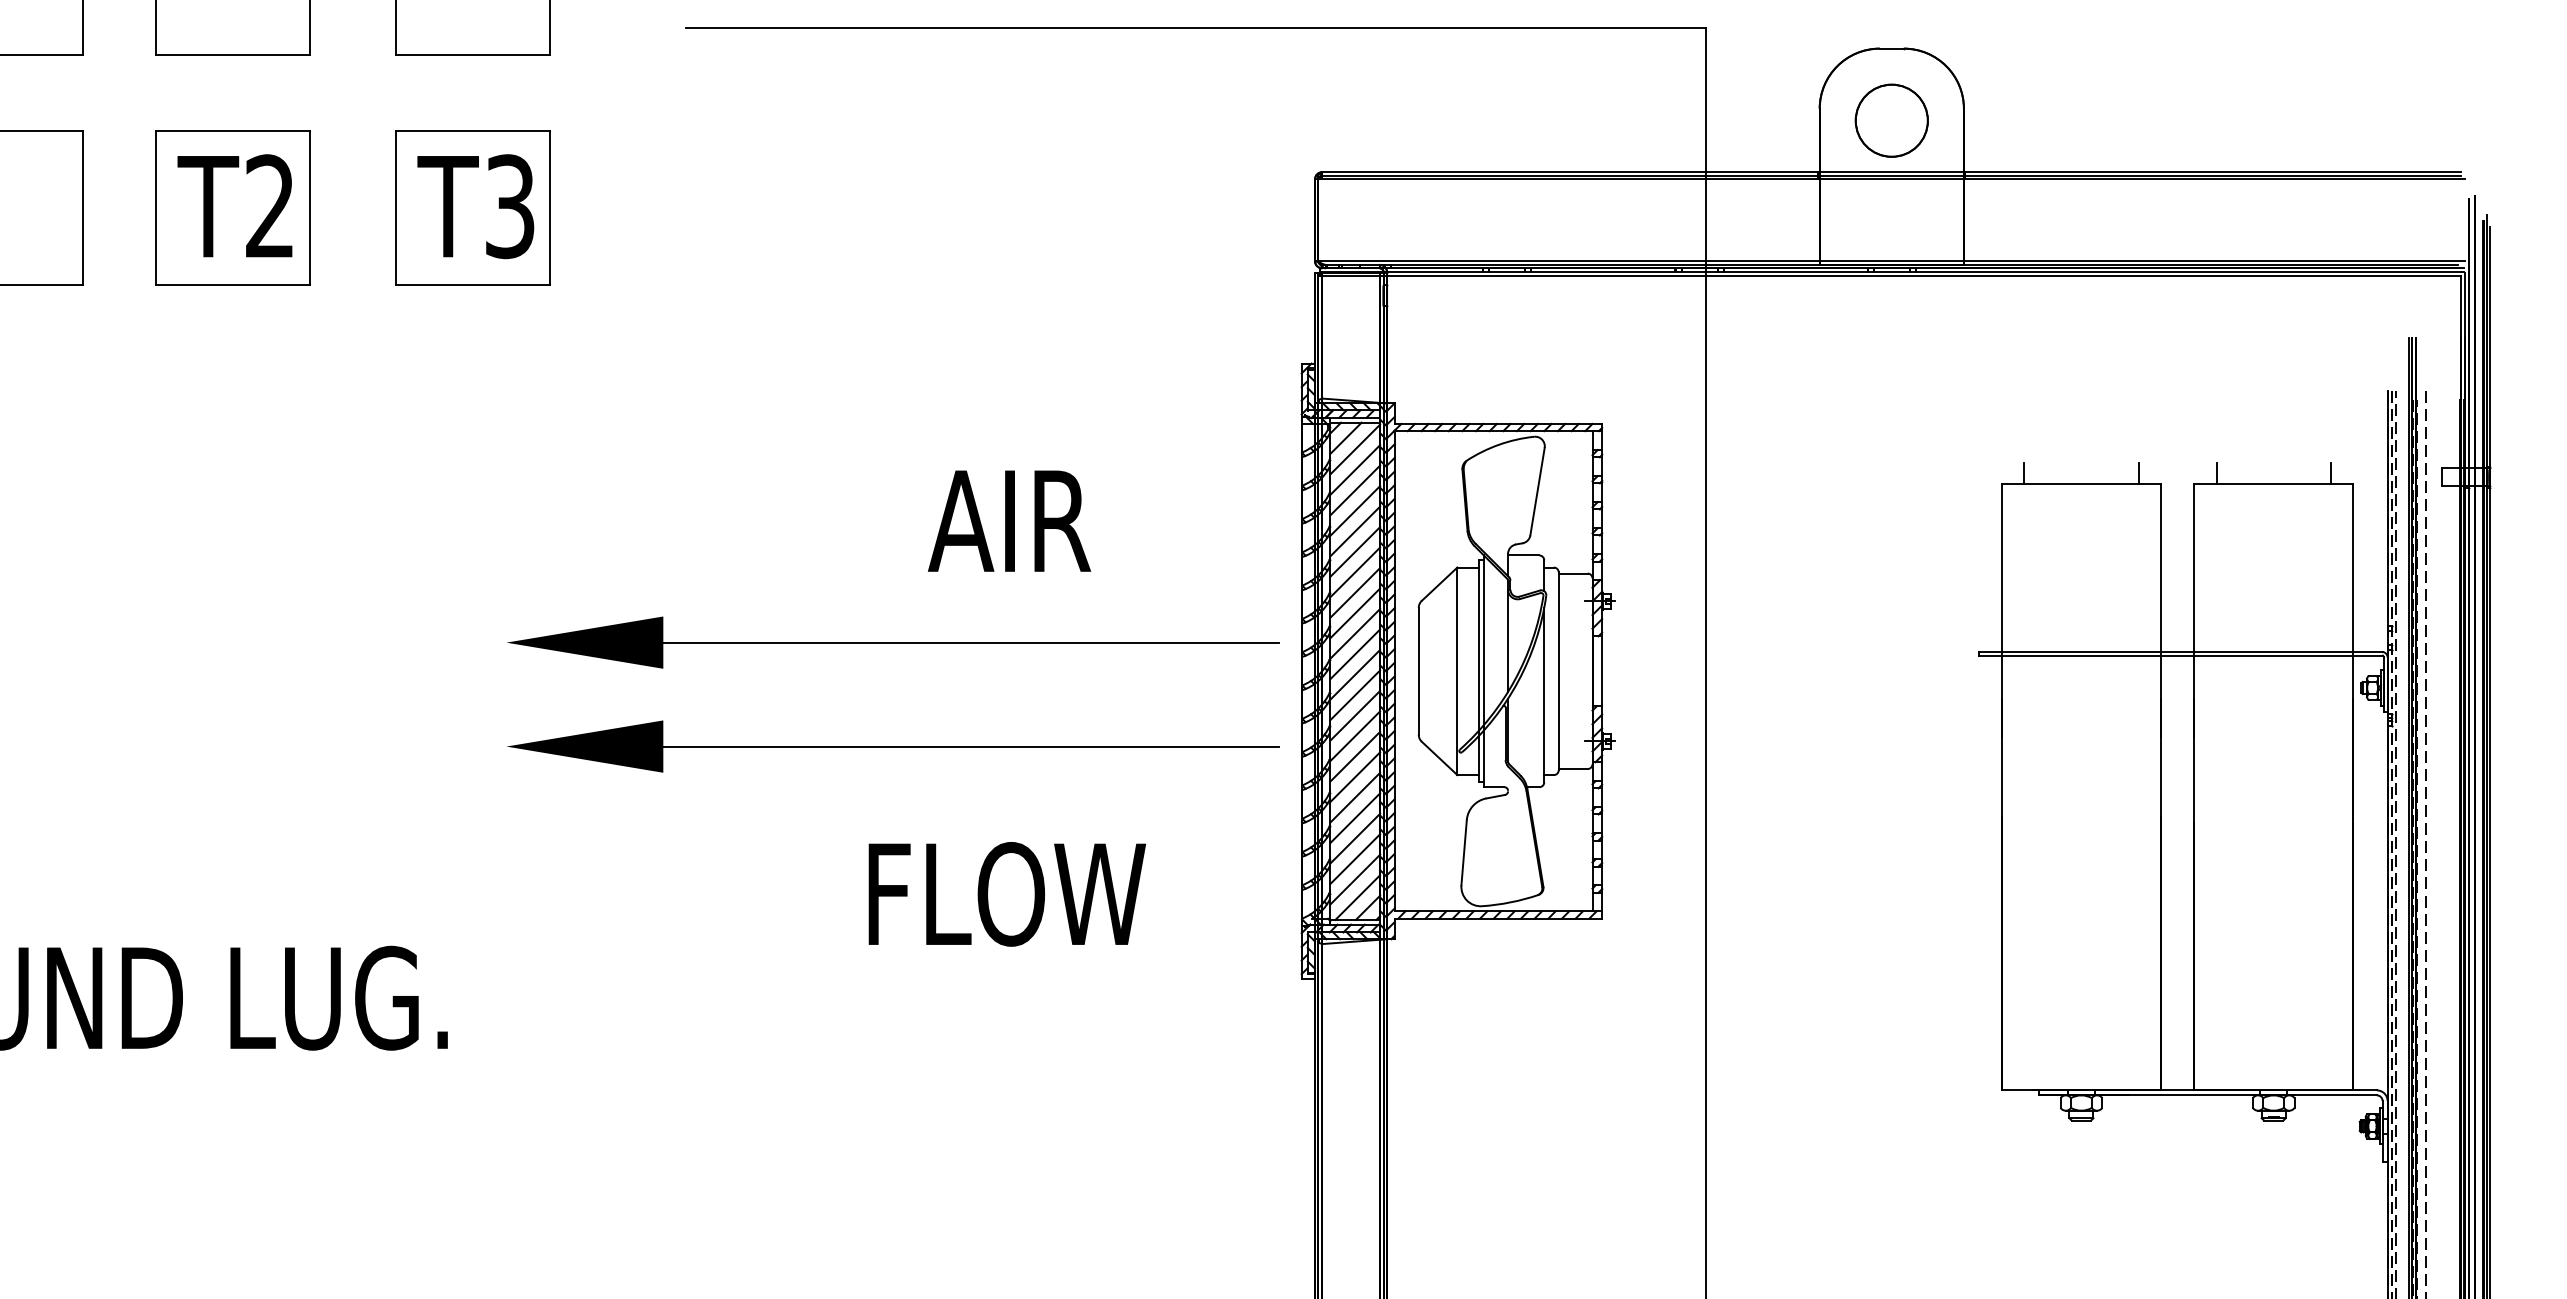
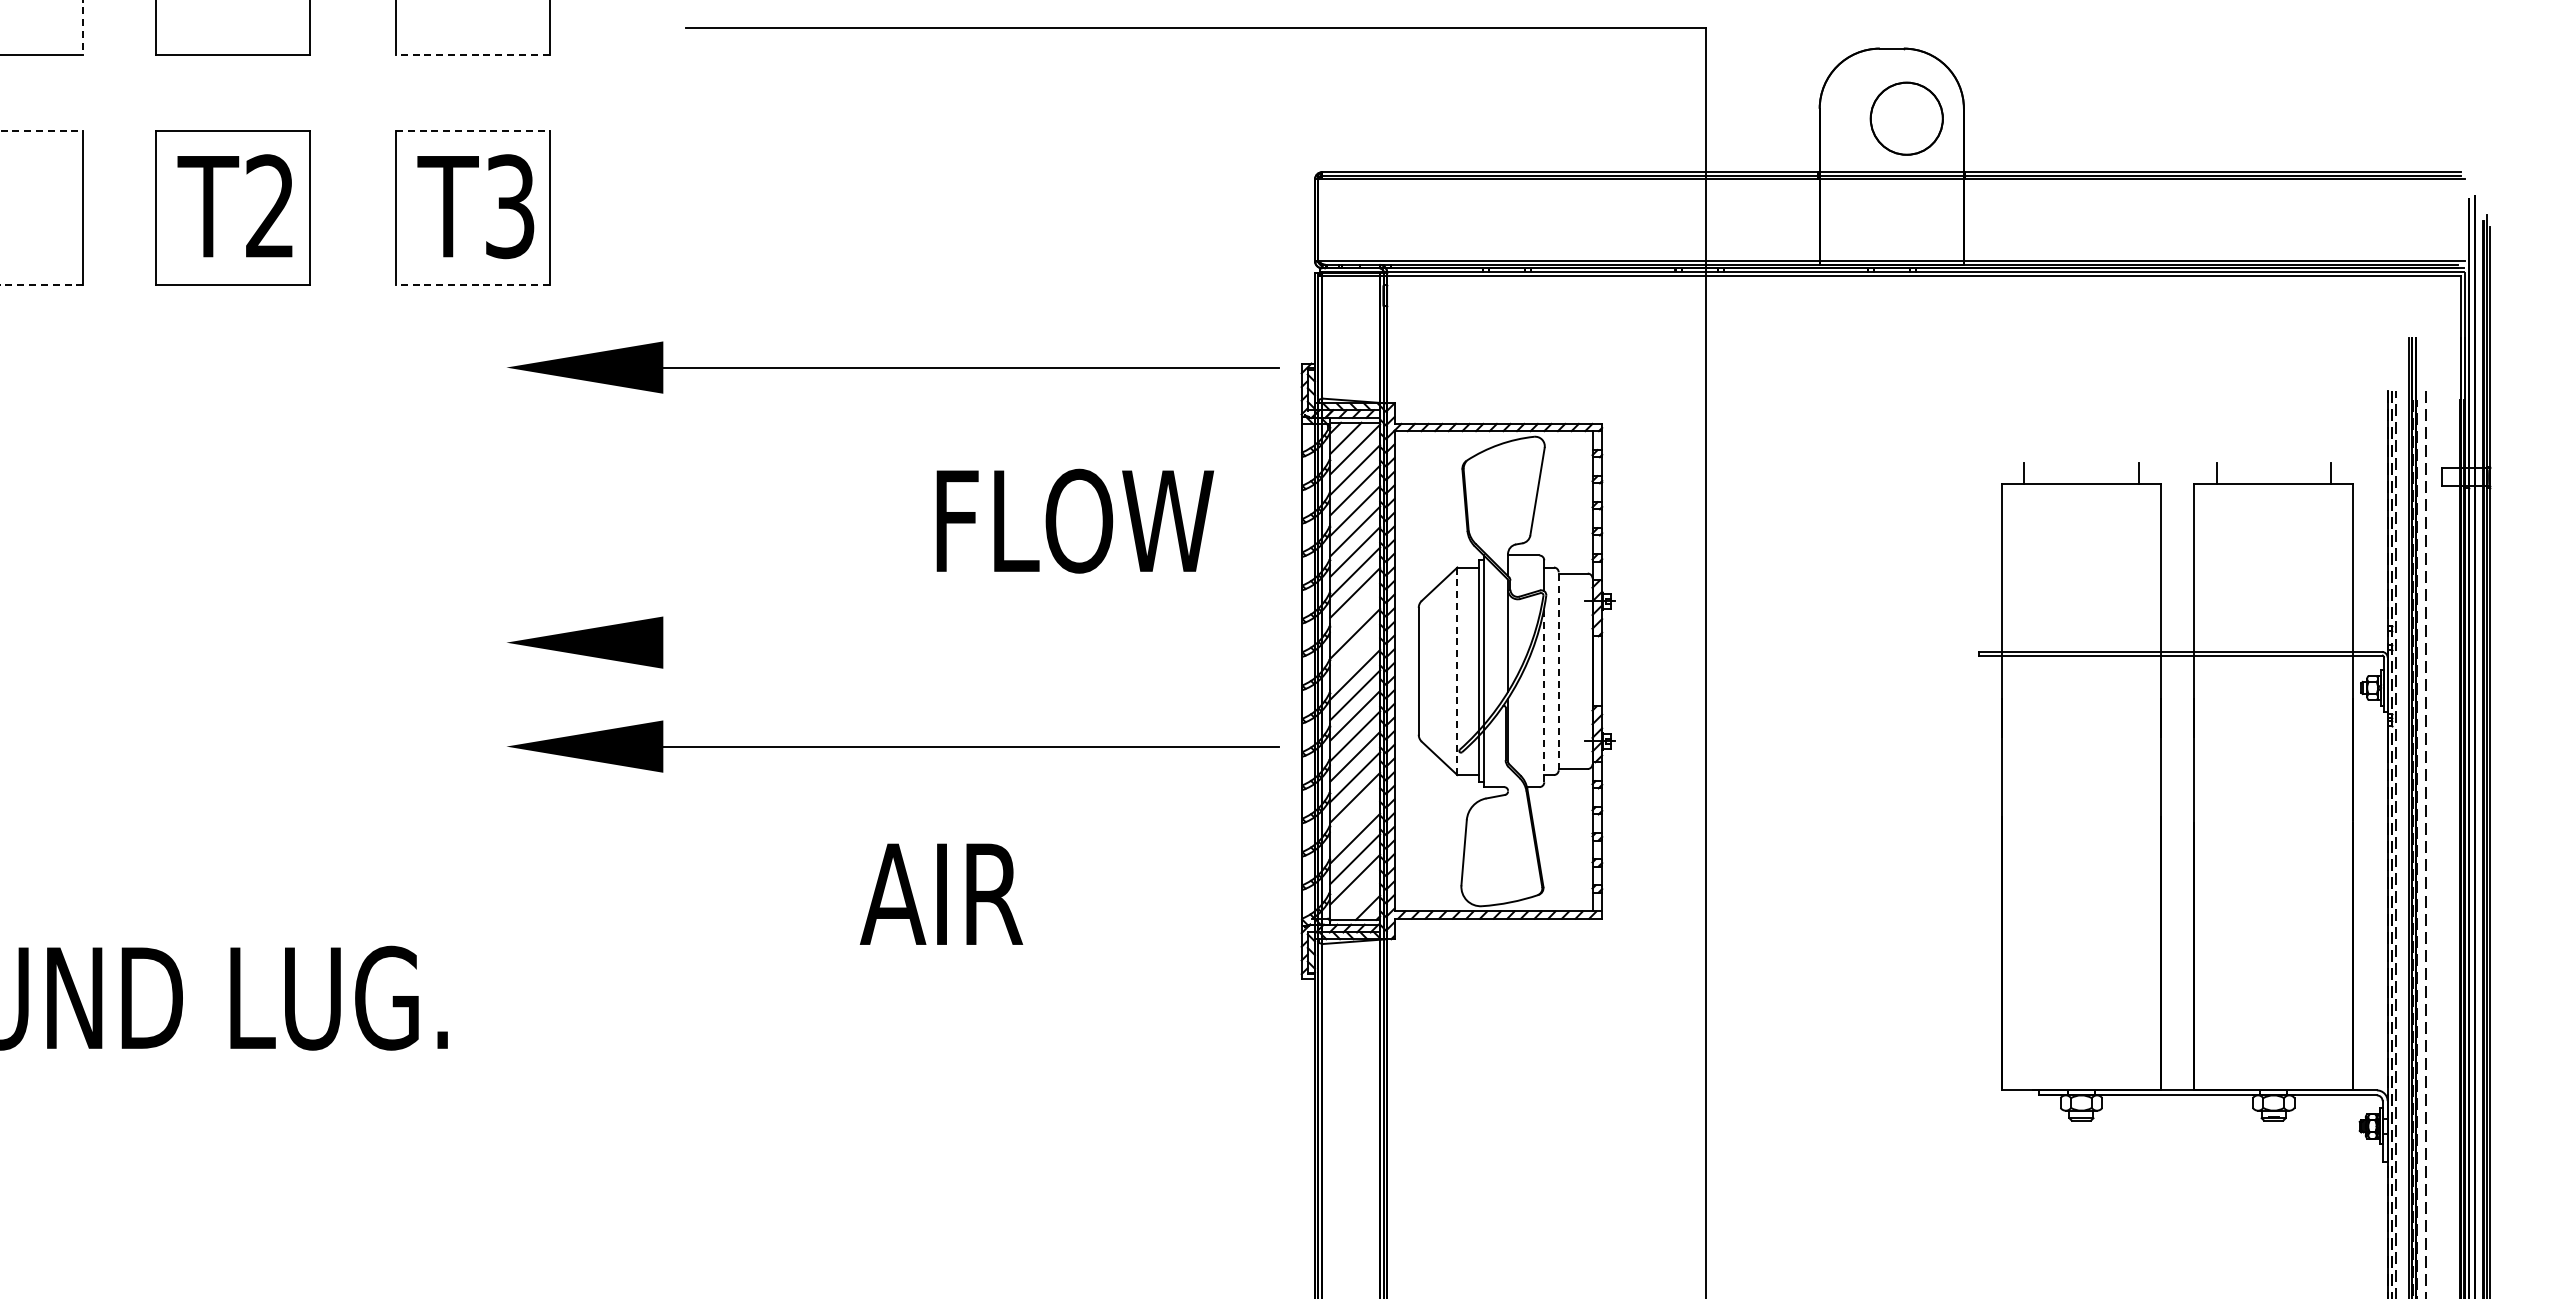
line: solid -> dashed (83, 27)
line: solid -> dashed (472, 54)
circle position: (1891, 120) -> (1906, 118) (1906, 118)
line: solid -> dashed (42, 131)
line: solid -> dashed (472, 131)
line: solid -> dashed (41, 284)
line: solid -> dashed (472, 284)
part: none -> present (893, 367)
text: AIR -> FLOW (1070, 520)
line: present -> none (1355, 613)
line: present -> none (970, 642)
line: present -> none (1355, 654)
line: solid -> dashed (1457, 671)
line: solid -> dashed (1558, 671)
line: solid -> dashed (1544, 694)
line: present -> none (1355, 818)
text: FLOW -> AIR (1002, 894)
line: present -> none (1357, 897)
